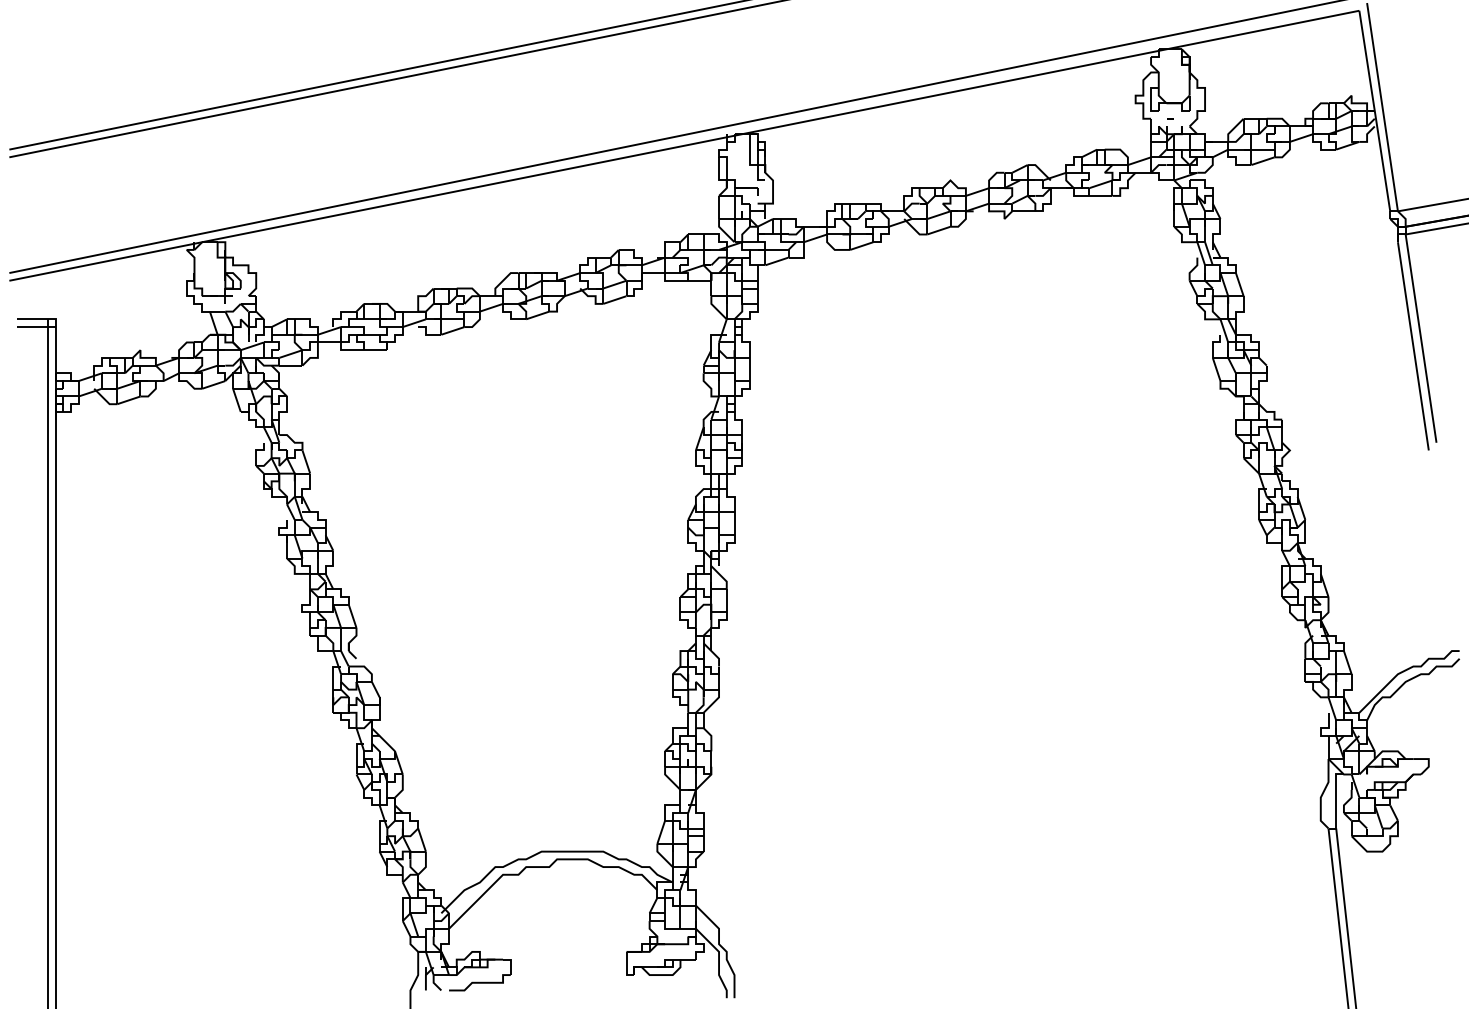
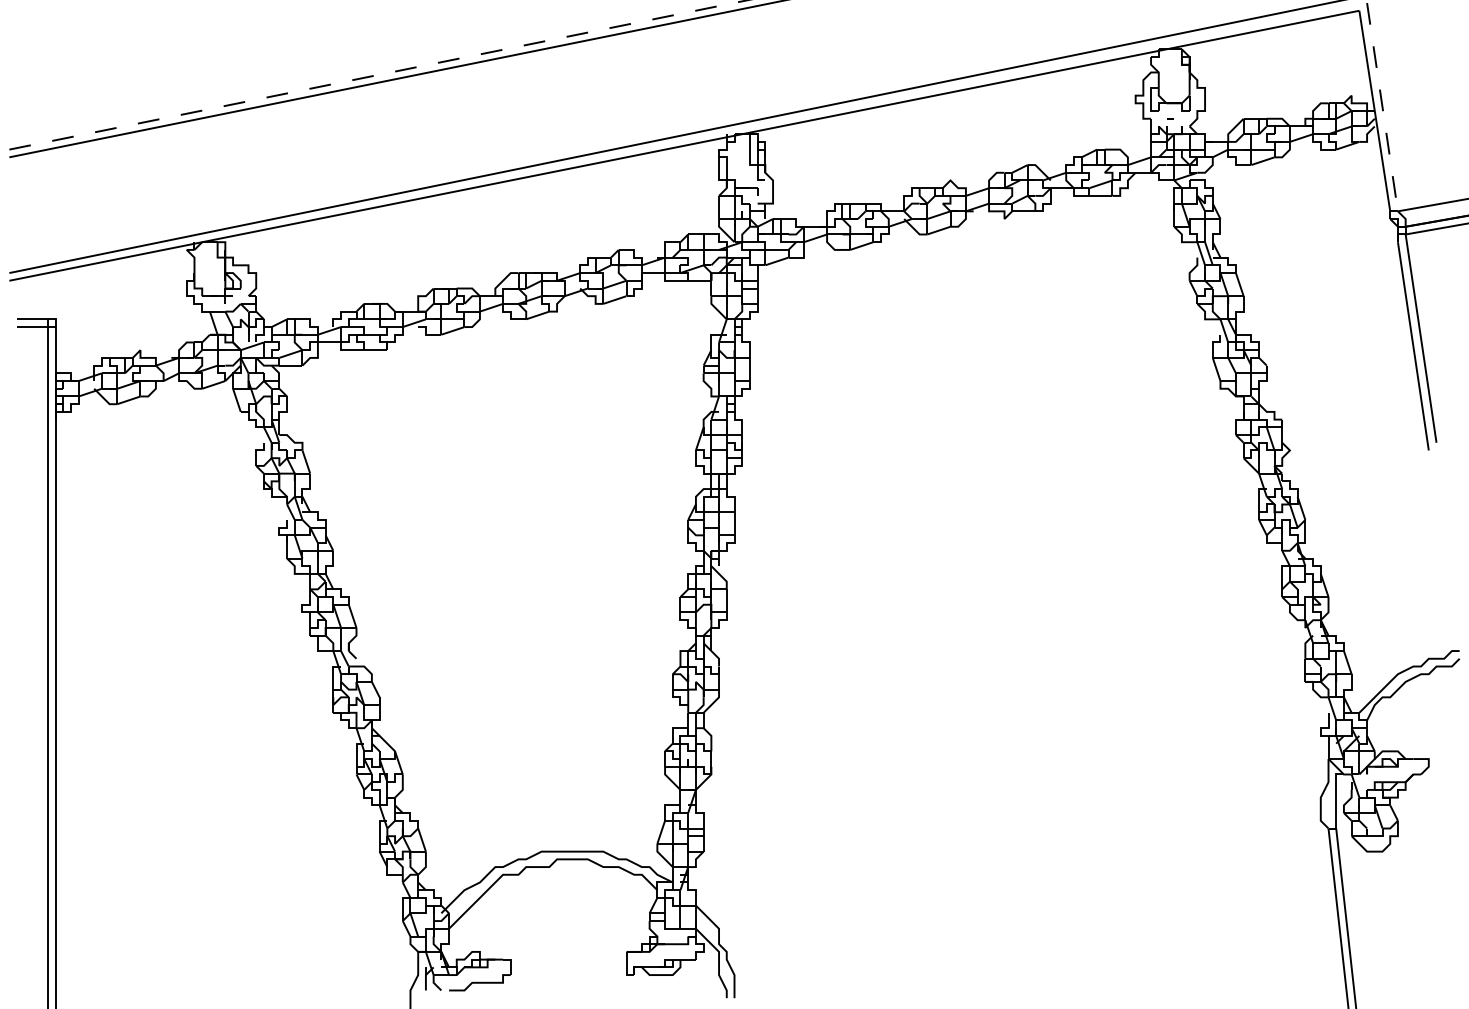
line: solid -> dashed (378, 74)
line: solid -> dashed (1382, 107)
